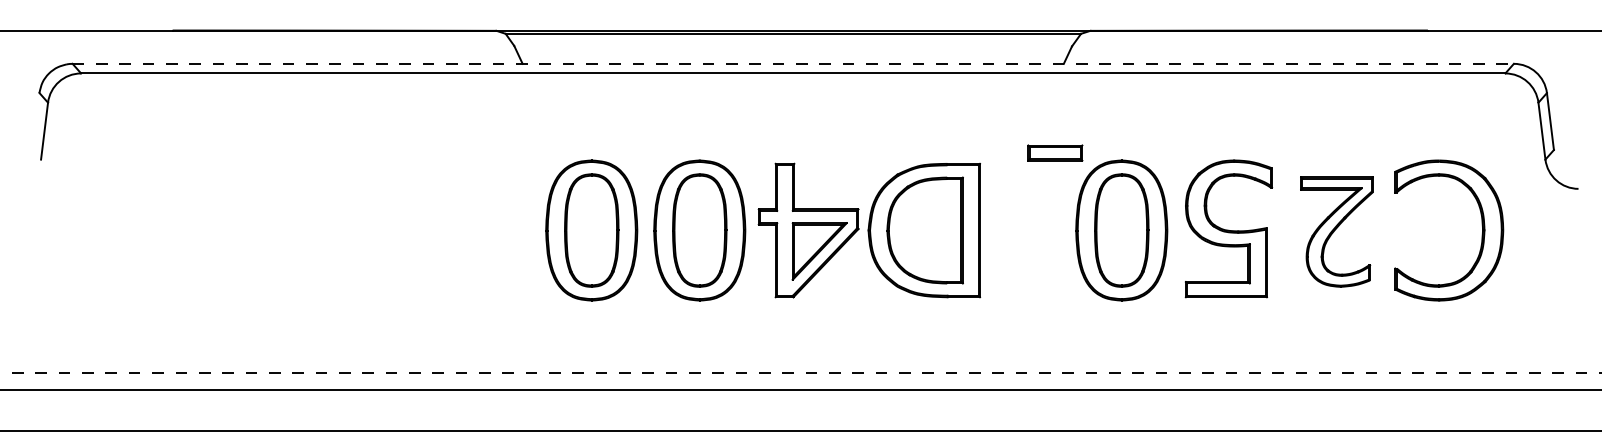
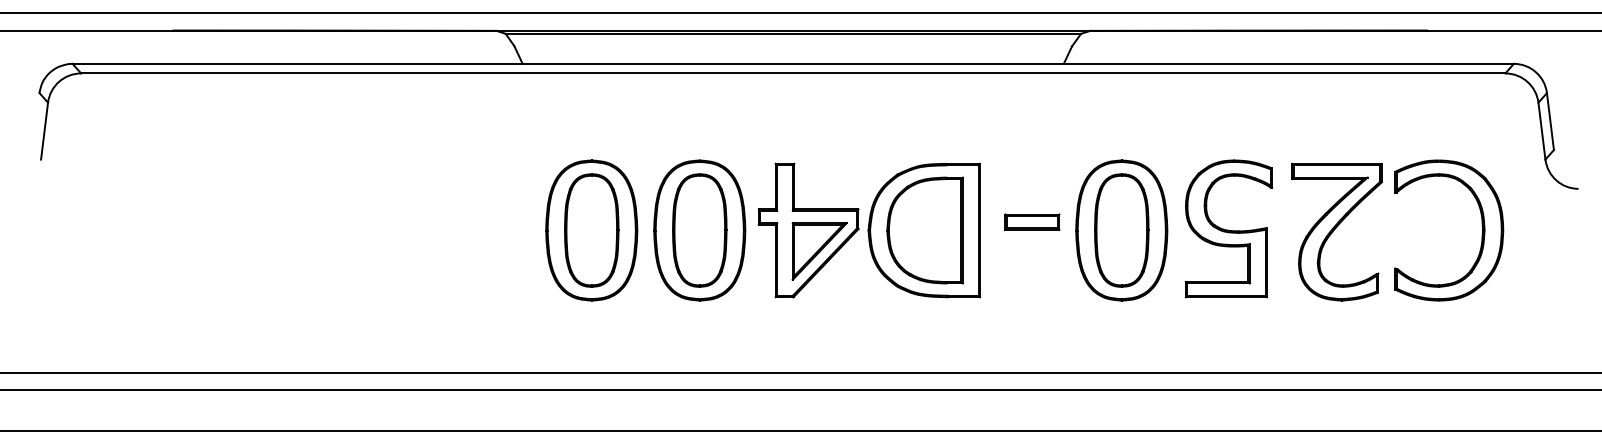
line: none -> present (800, 13)
line: dashed -> solid (793, 63)
part position: (1055, 152) -> (1032, 221) (1032, 221)
part size: 74x112 px -> 92x140 px (1336, 231)
line: dashed -> solid (800, 373)
